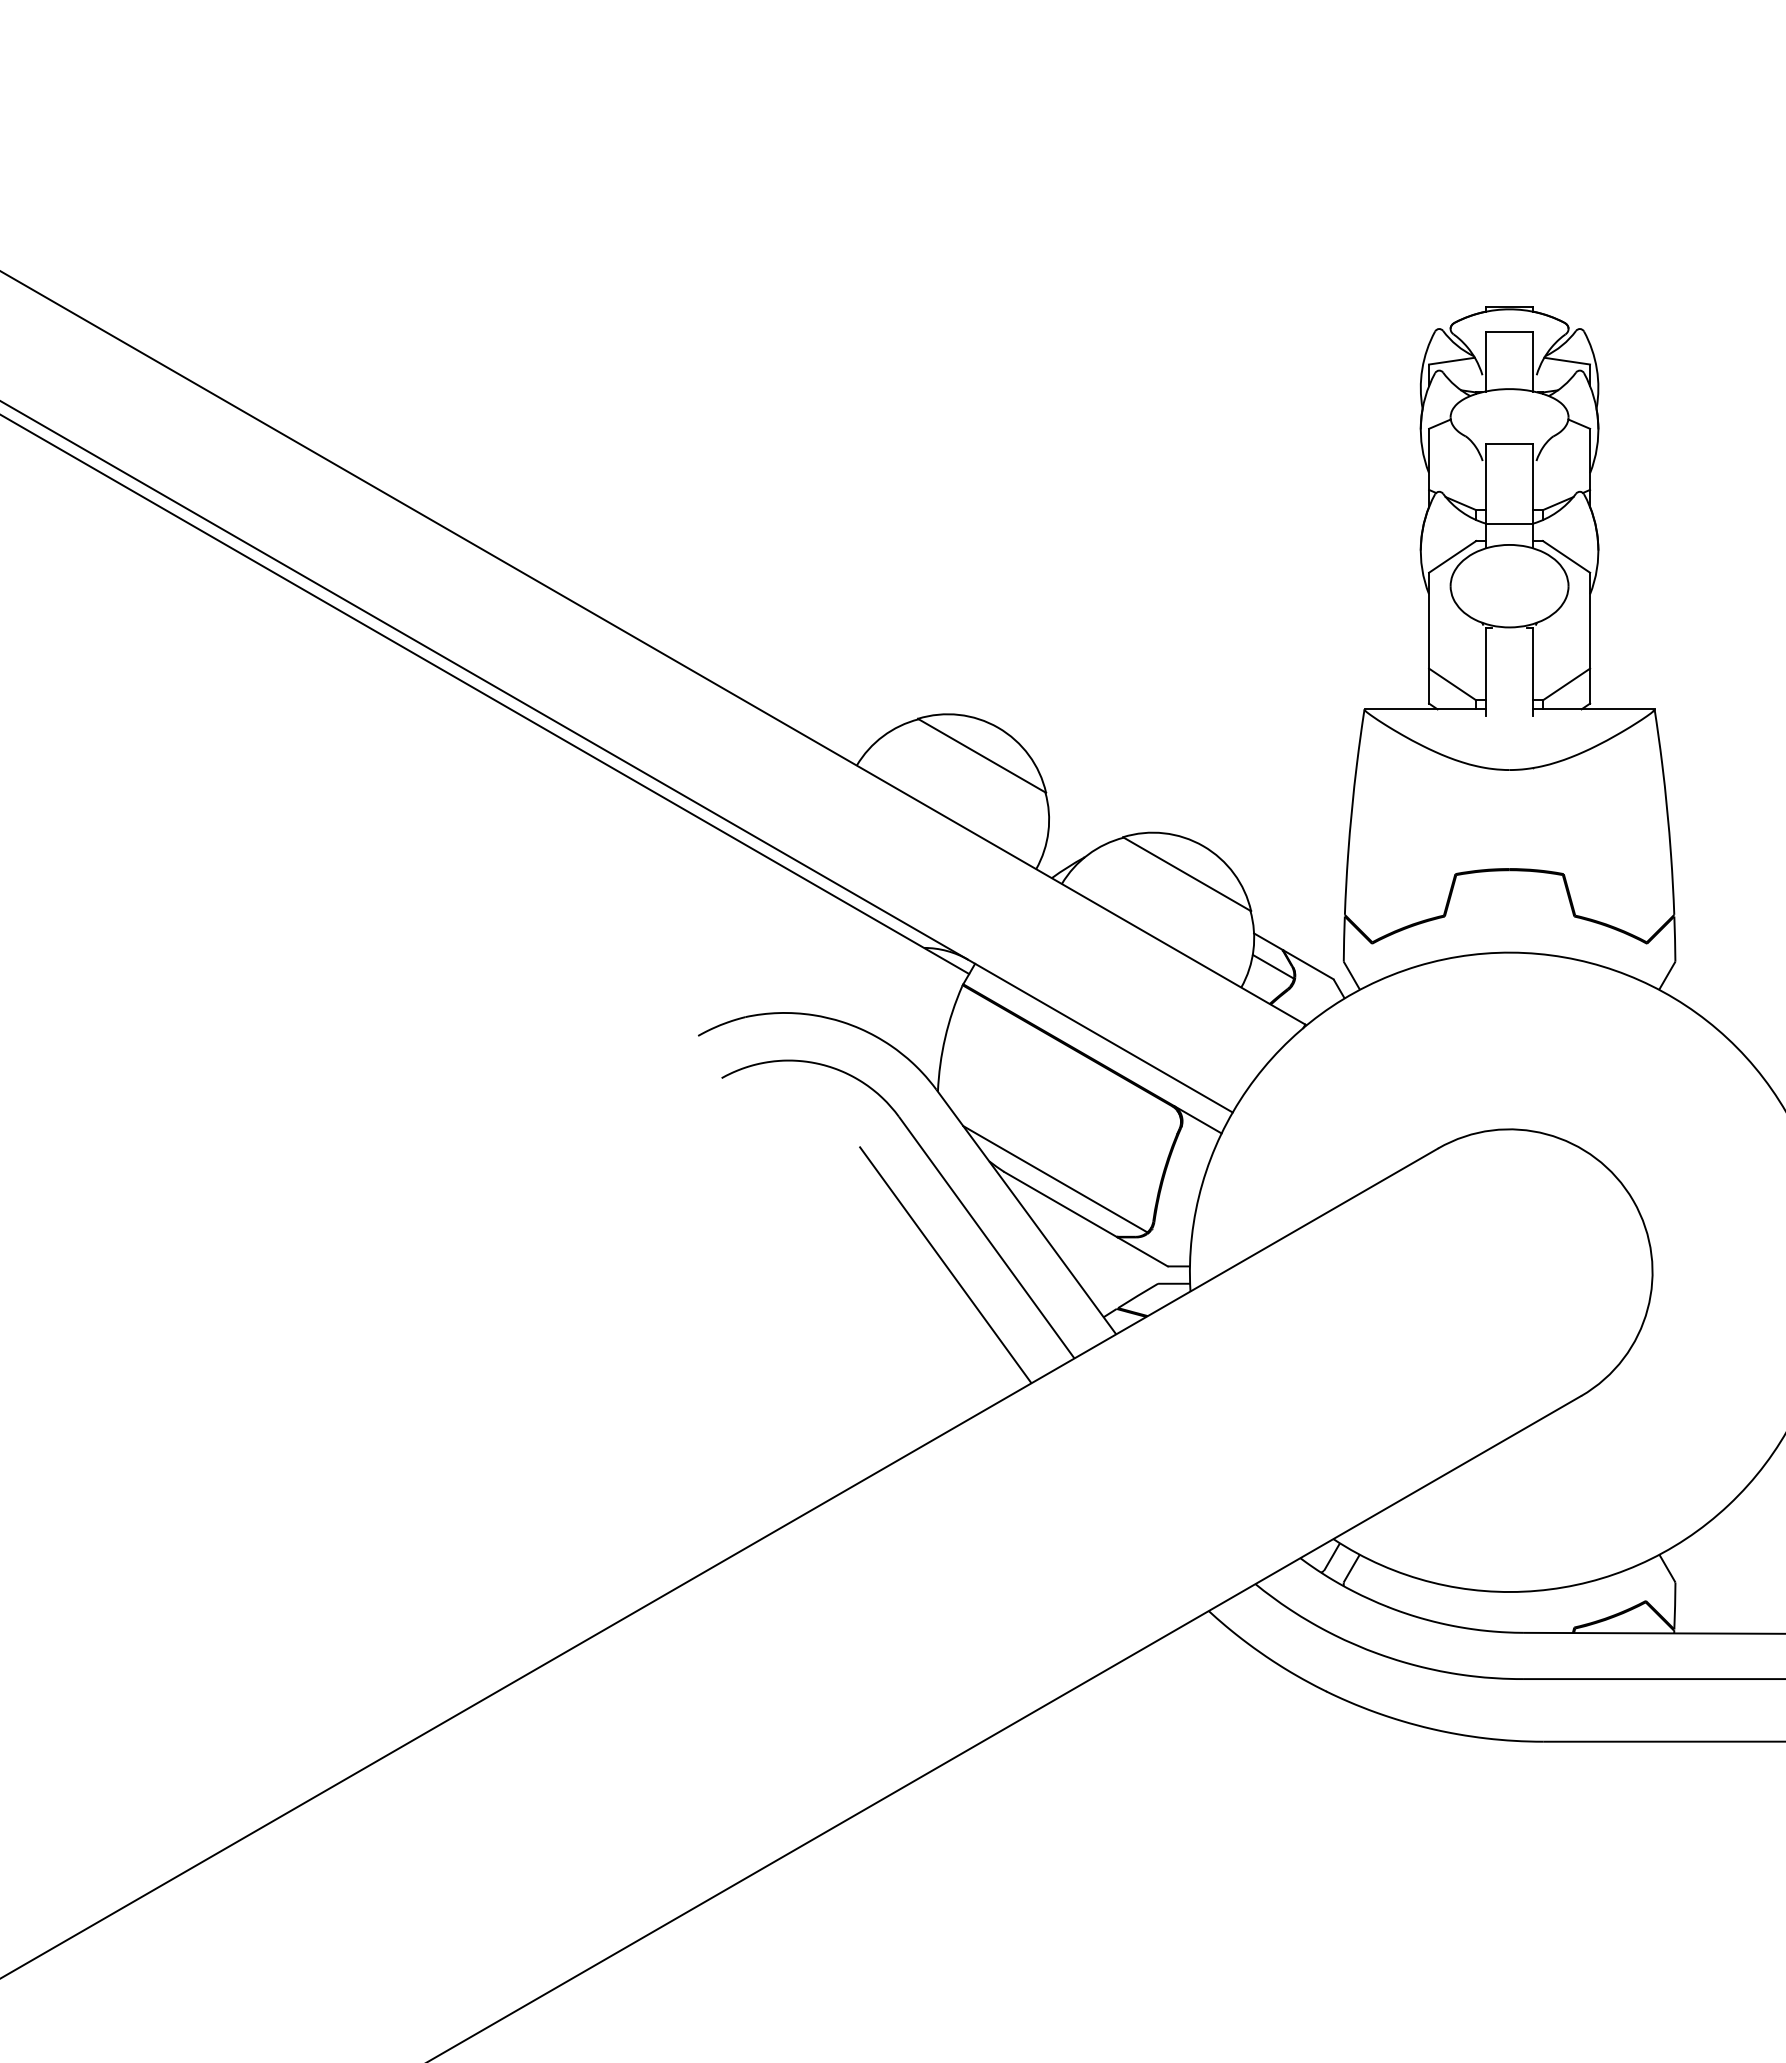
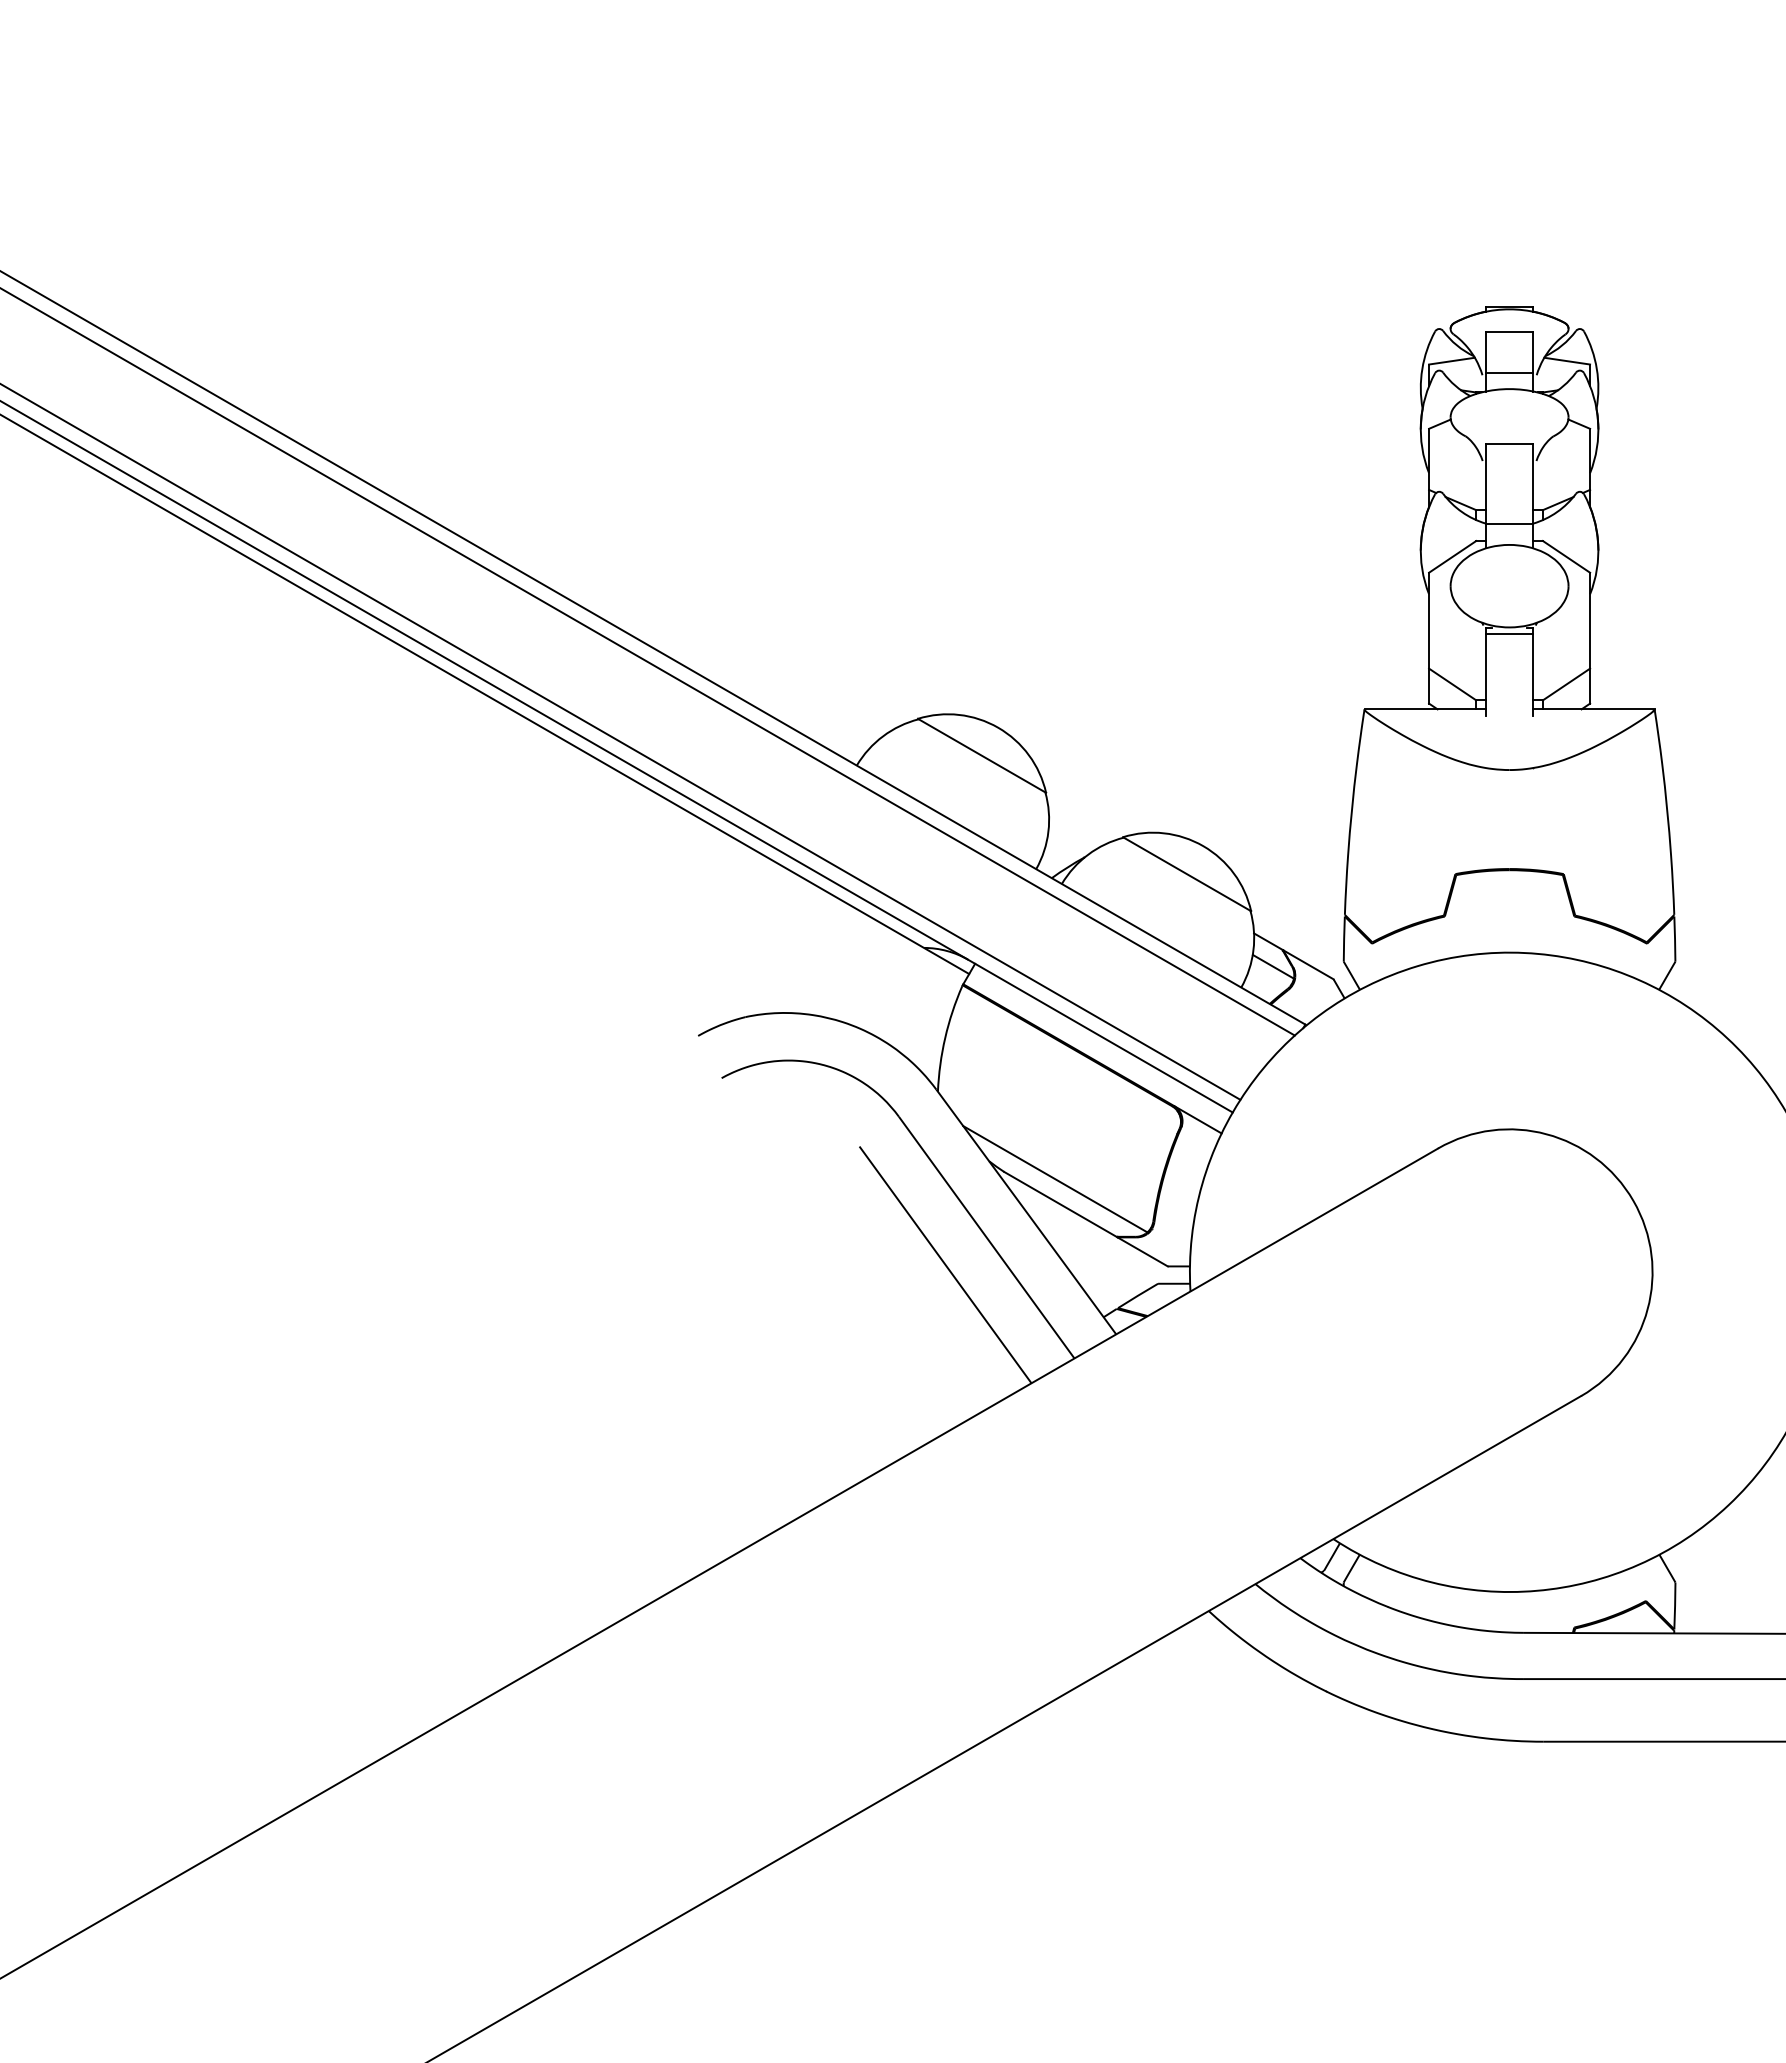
line: none -> present (1509, 373)
line: none -> present (1509, 633)
line: none -> present (648, 662)
line: none -> present (621, 742)
